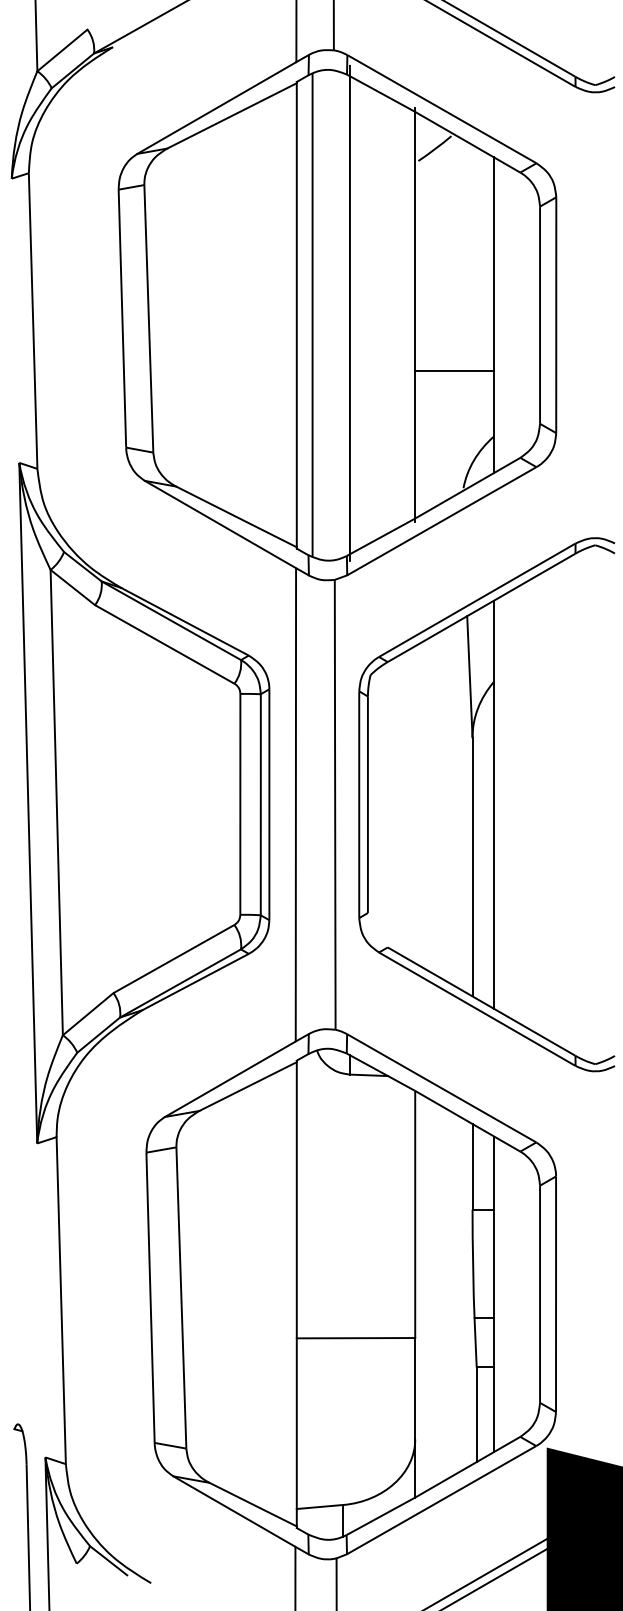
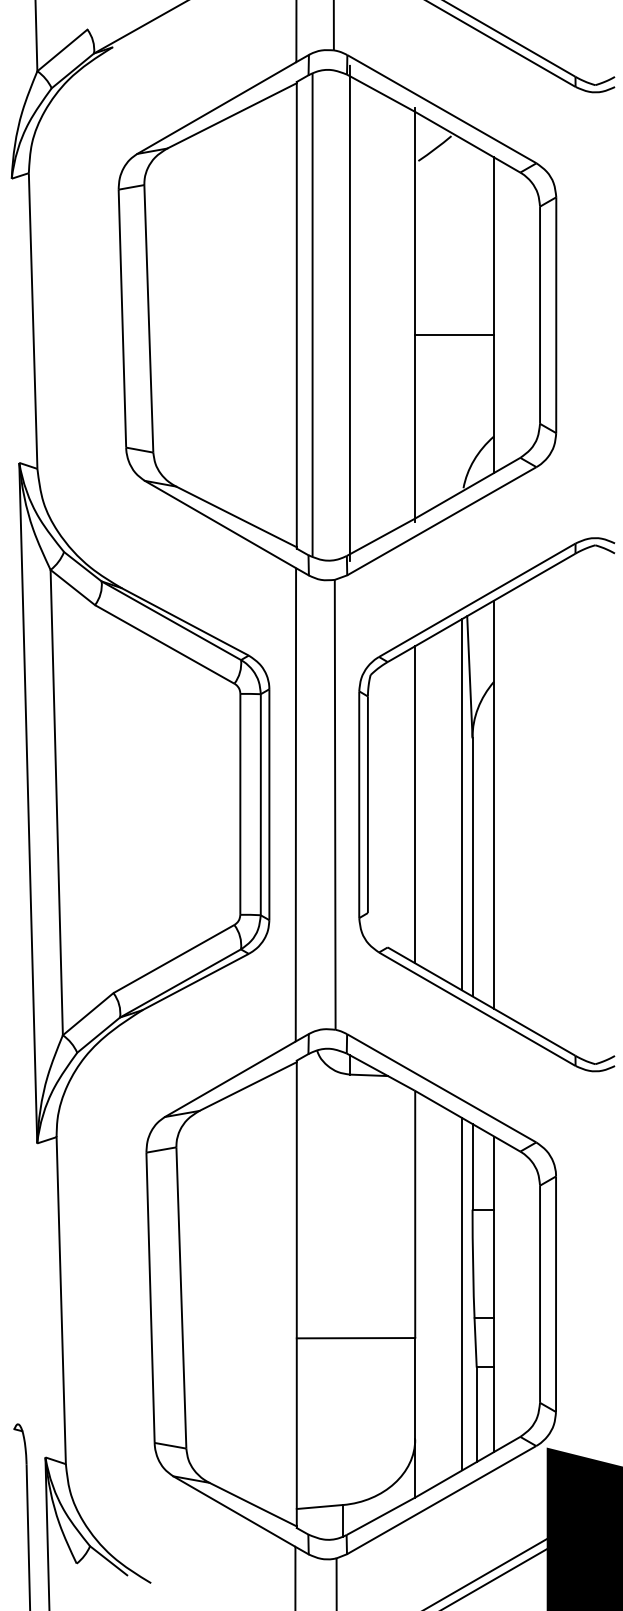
line position: (454, 370) -> (454, 334) (454, 334)
line: none -> present (415, 804)
line: none -> present (462, 804)
line: none -> present (462, 1294)
